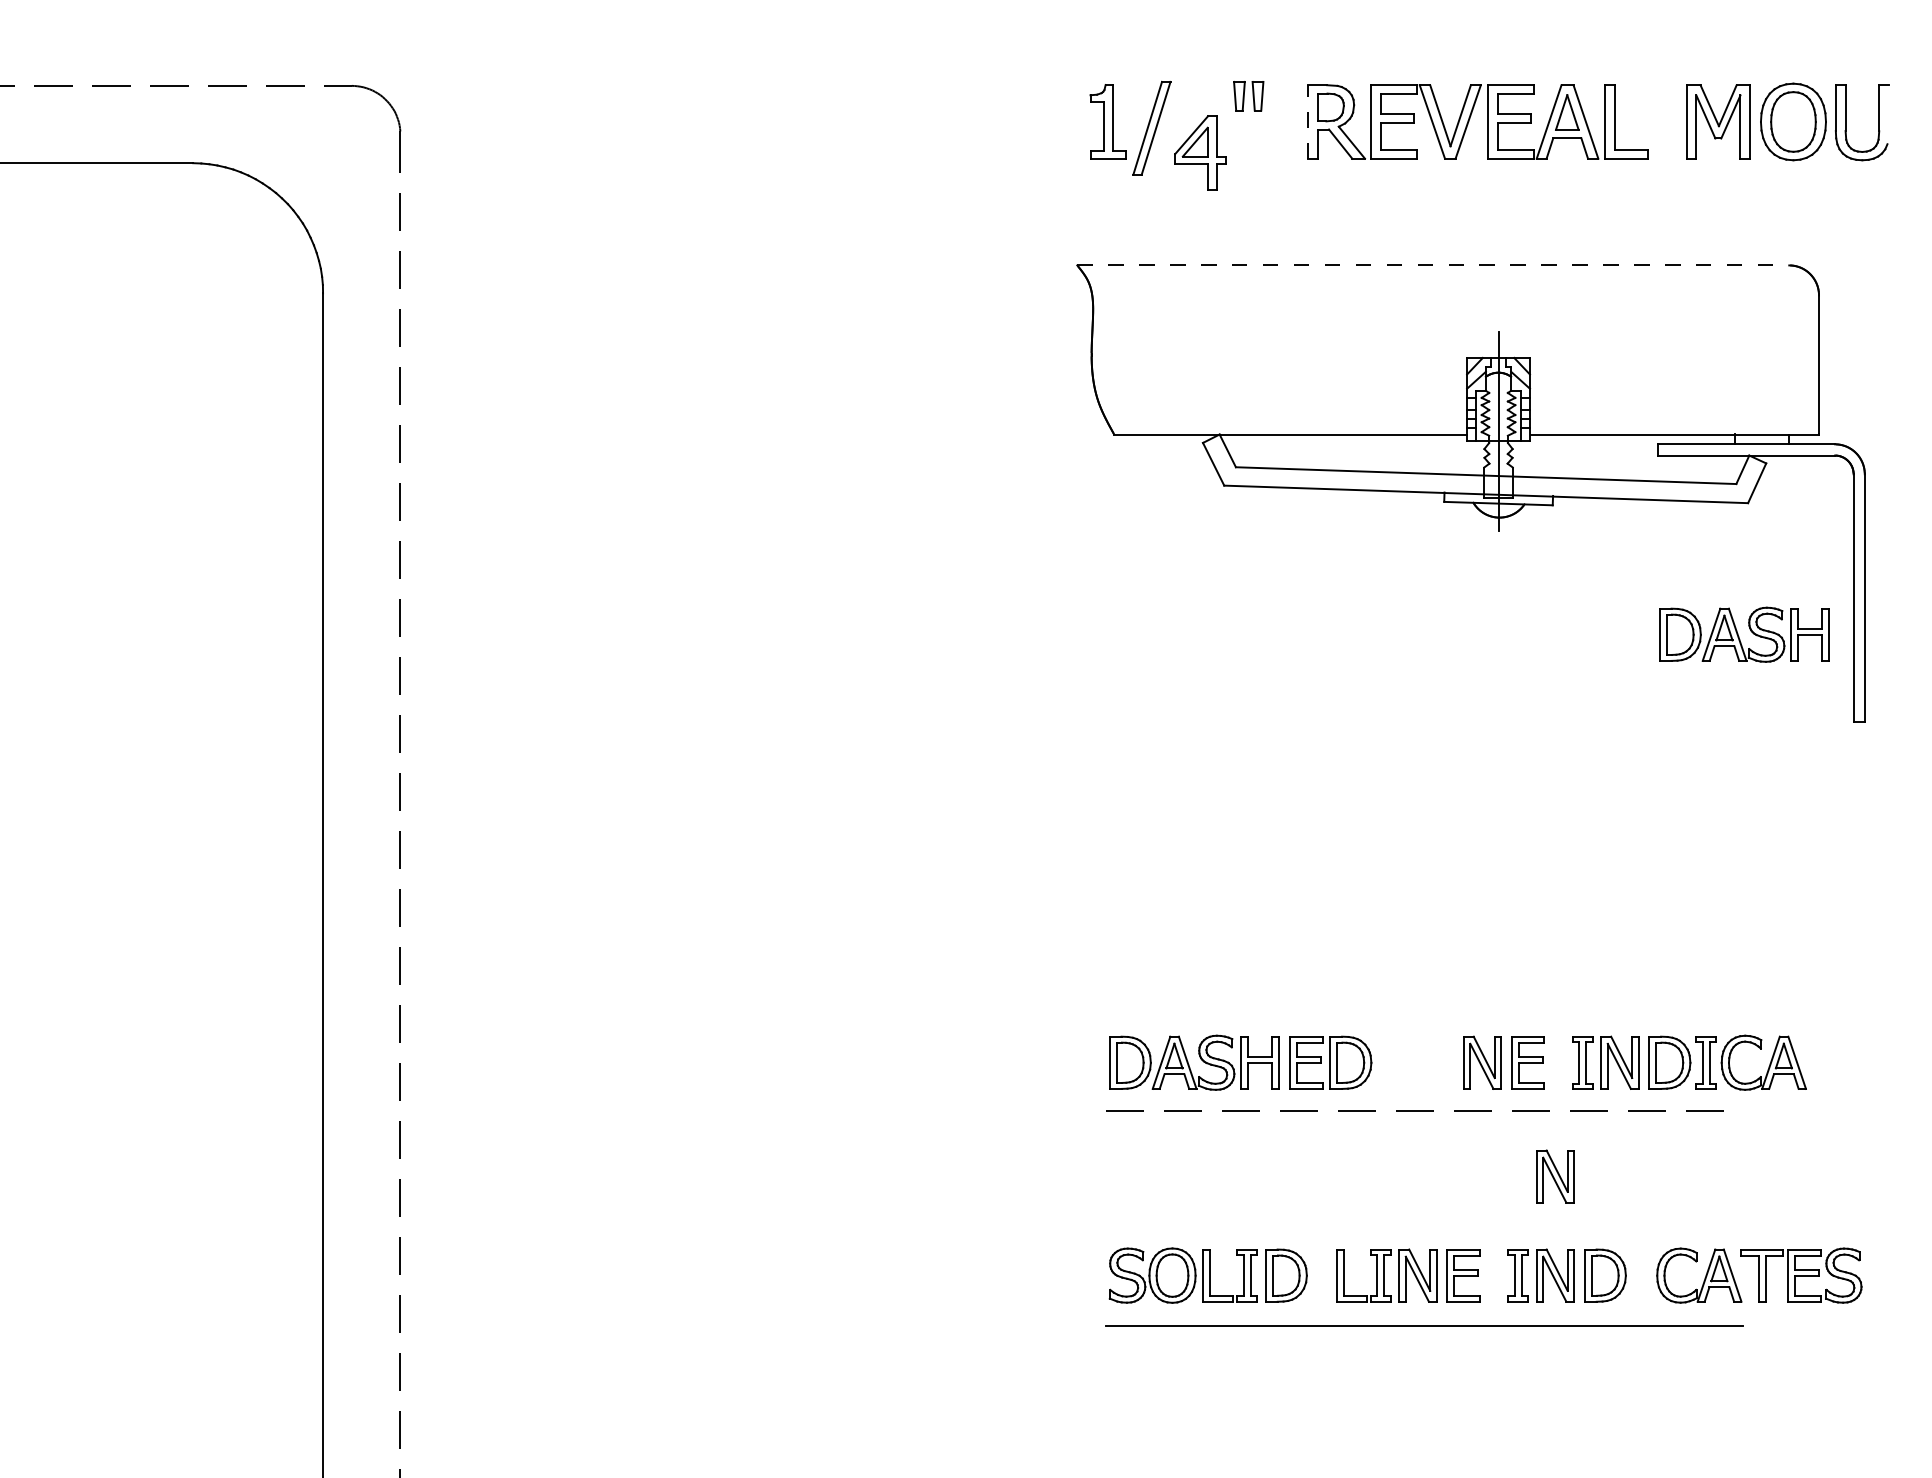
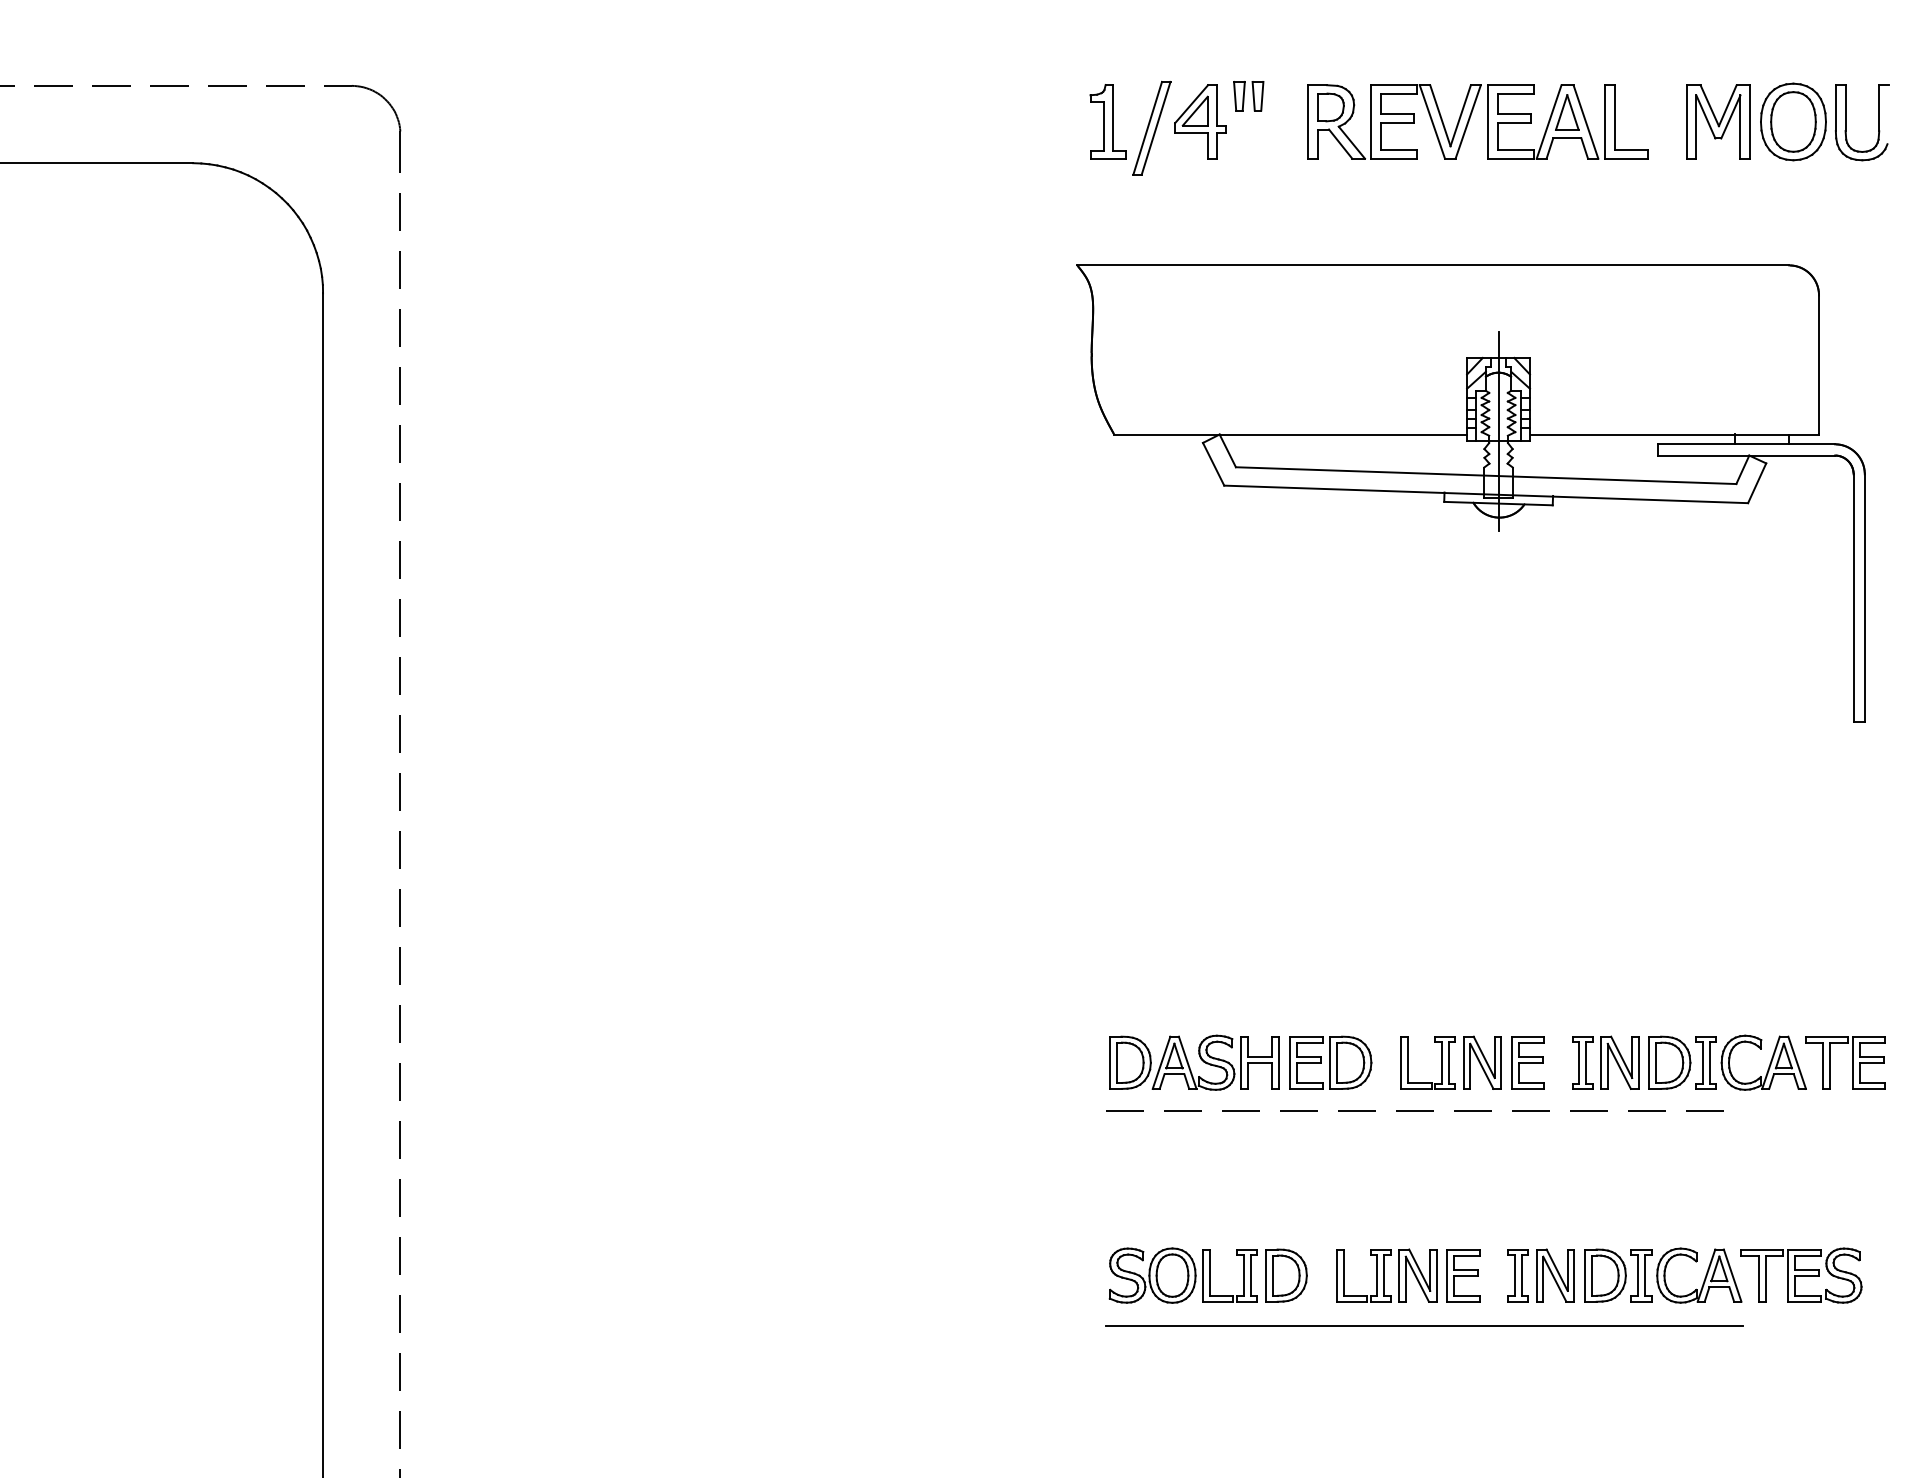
line: dashed -> solid (1308, 121)
part position: (1200, 152) -> (1200, 121) (1200, 121)
line: dashed -> solid (1433, 265)
part: present -> none (1744, 634)
part: none -> present (1441, 1062)
part: none -> present (1852, 1062)
part: present -> none (1555, 1176)
part: none -> present (1641, 1275)
